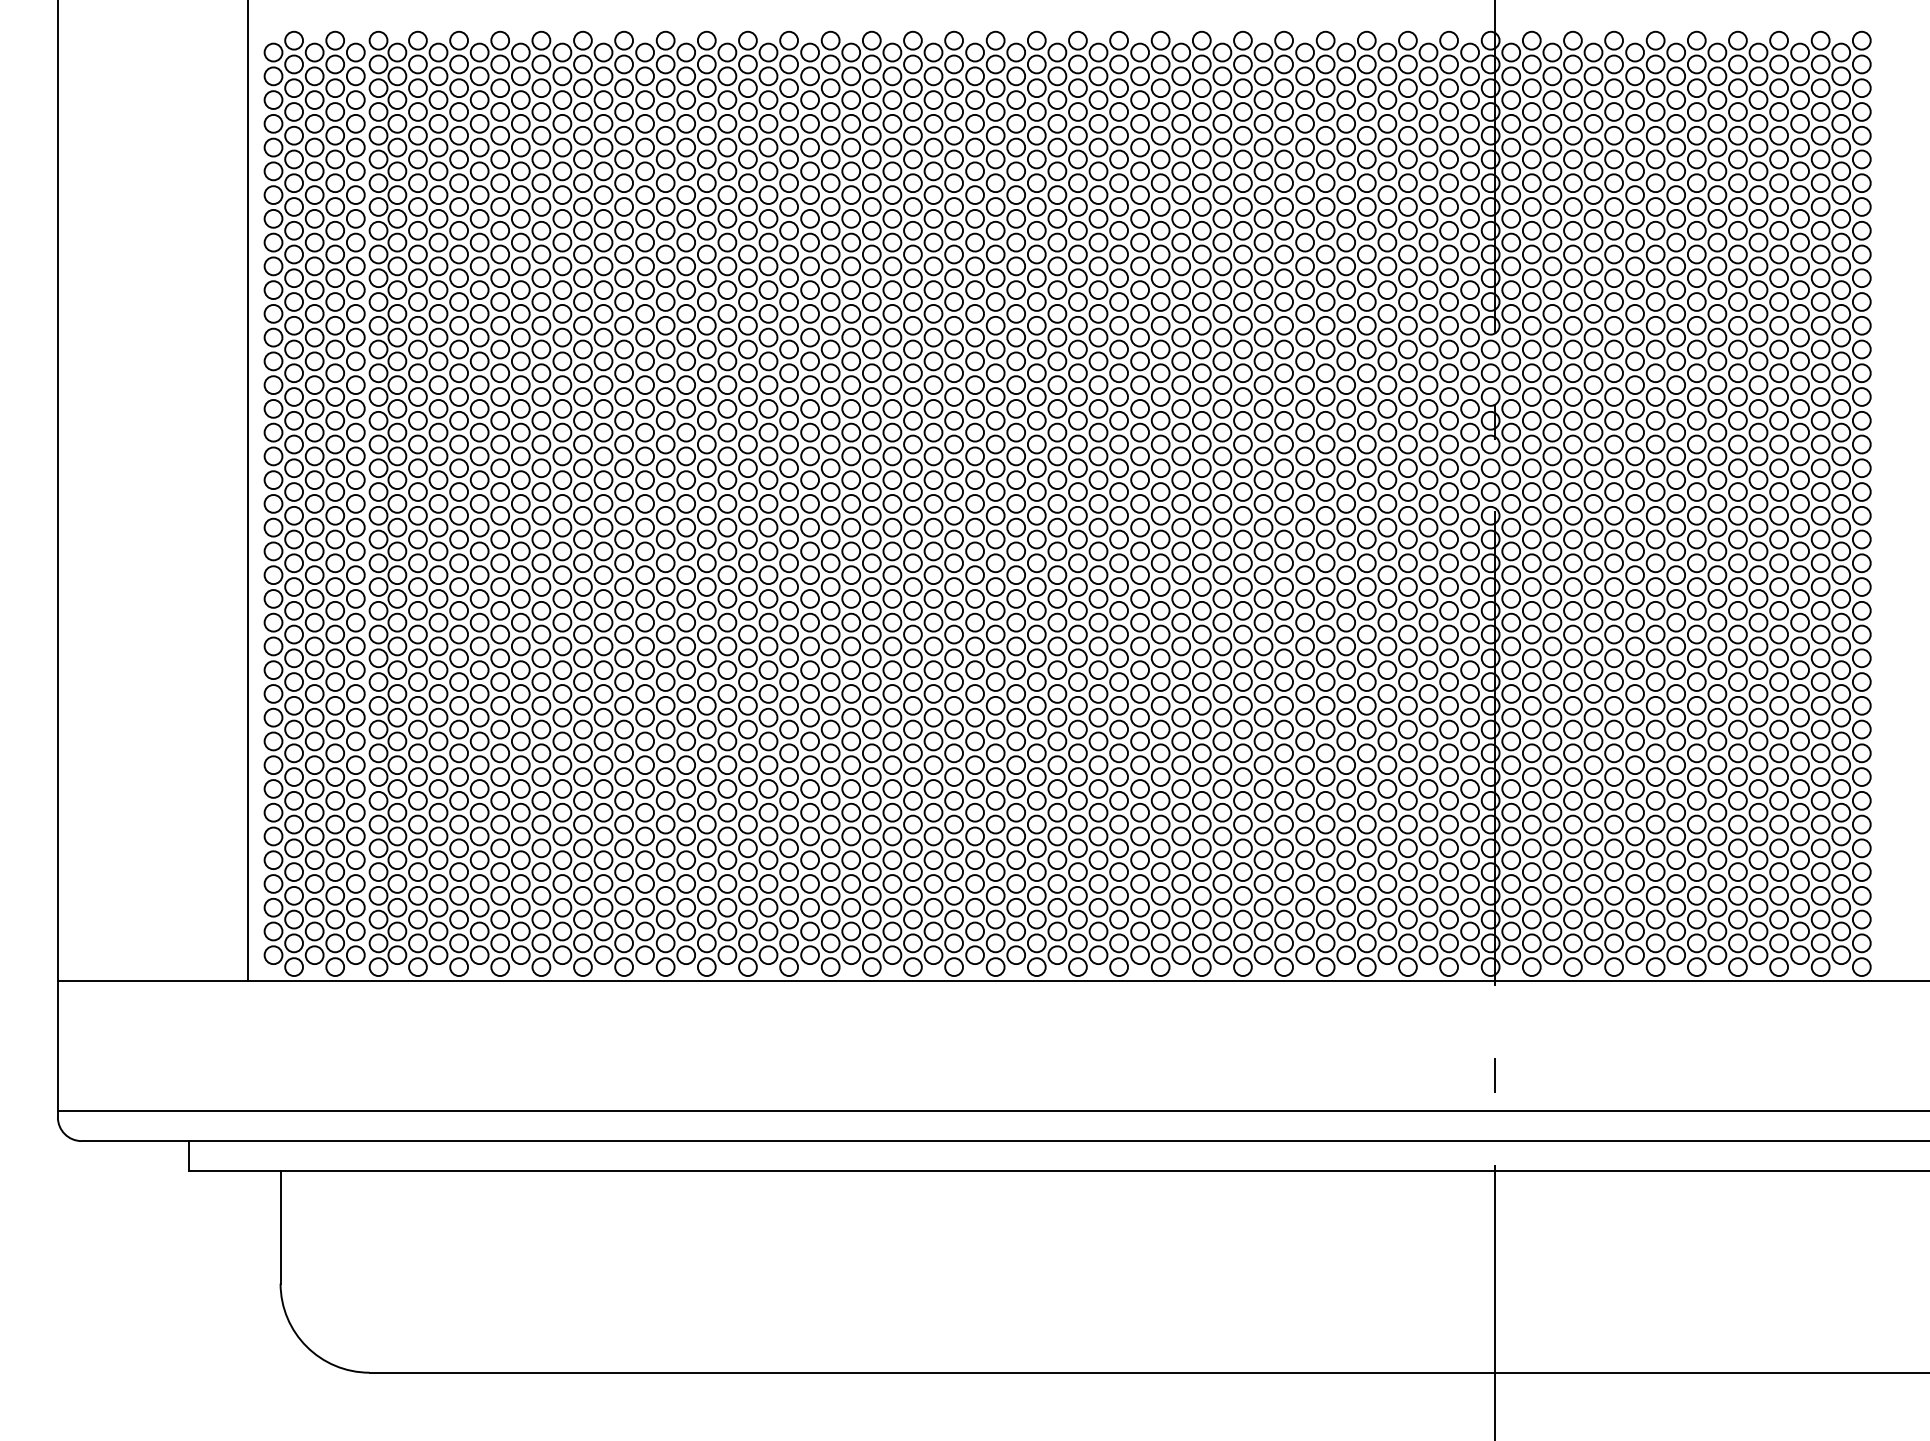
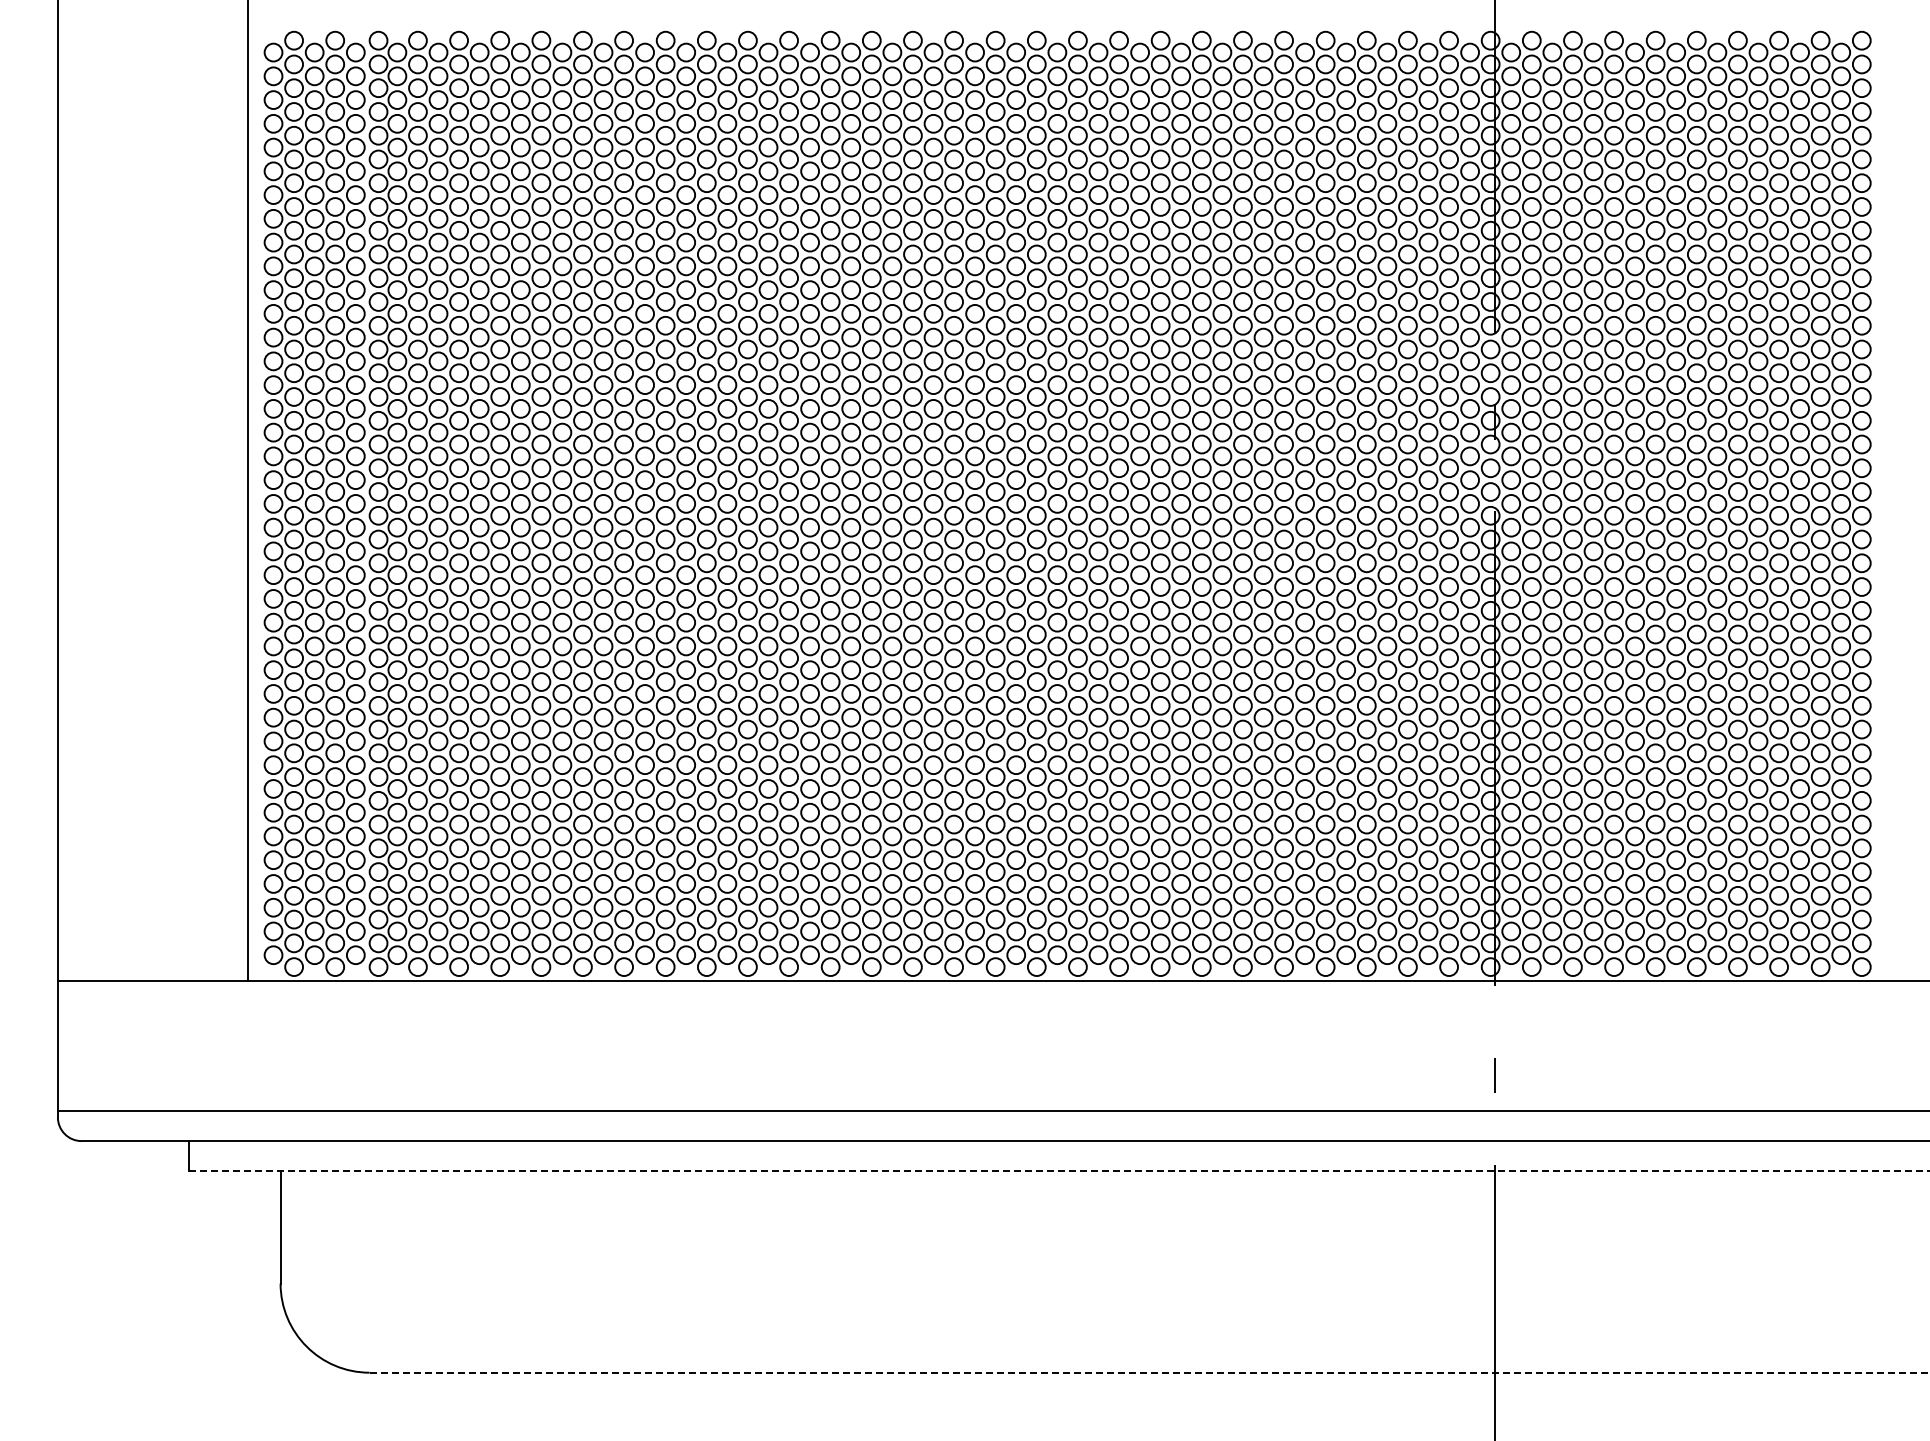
line: solid -> dashed (1059, 1170)
line: solid -> dashed (1149, 1372)
